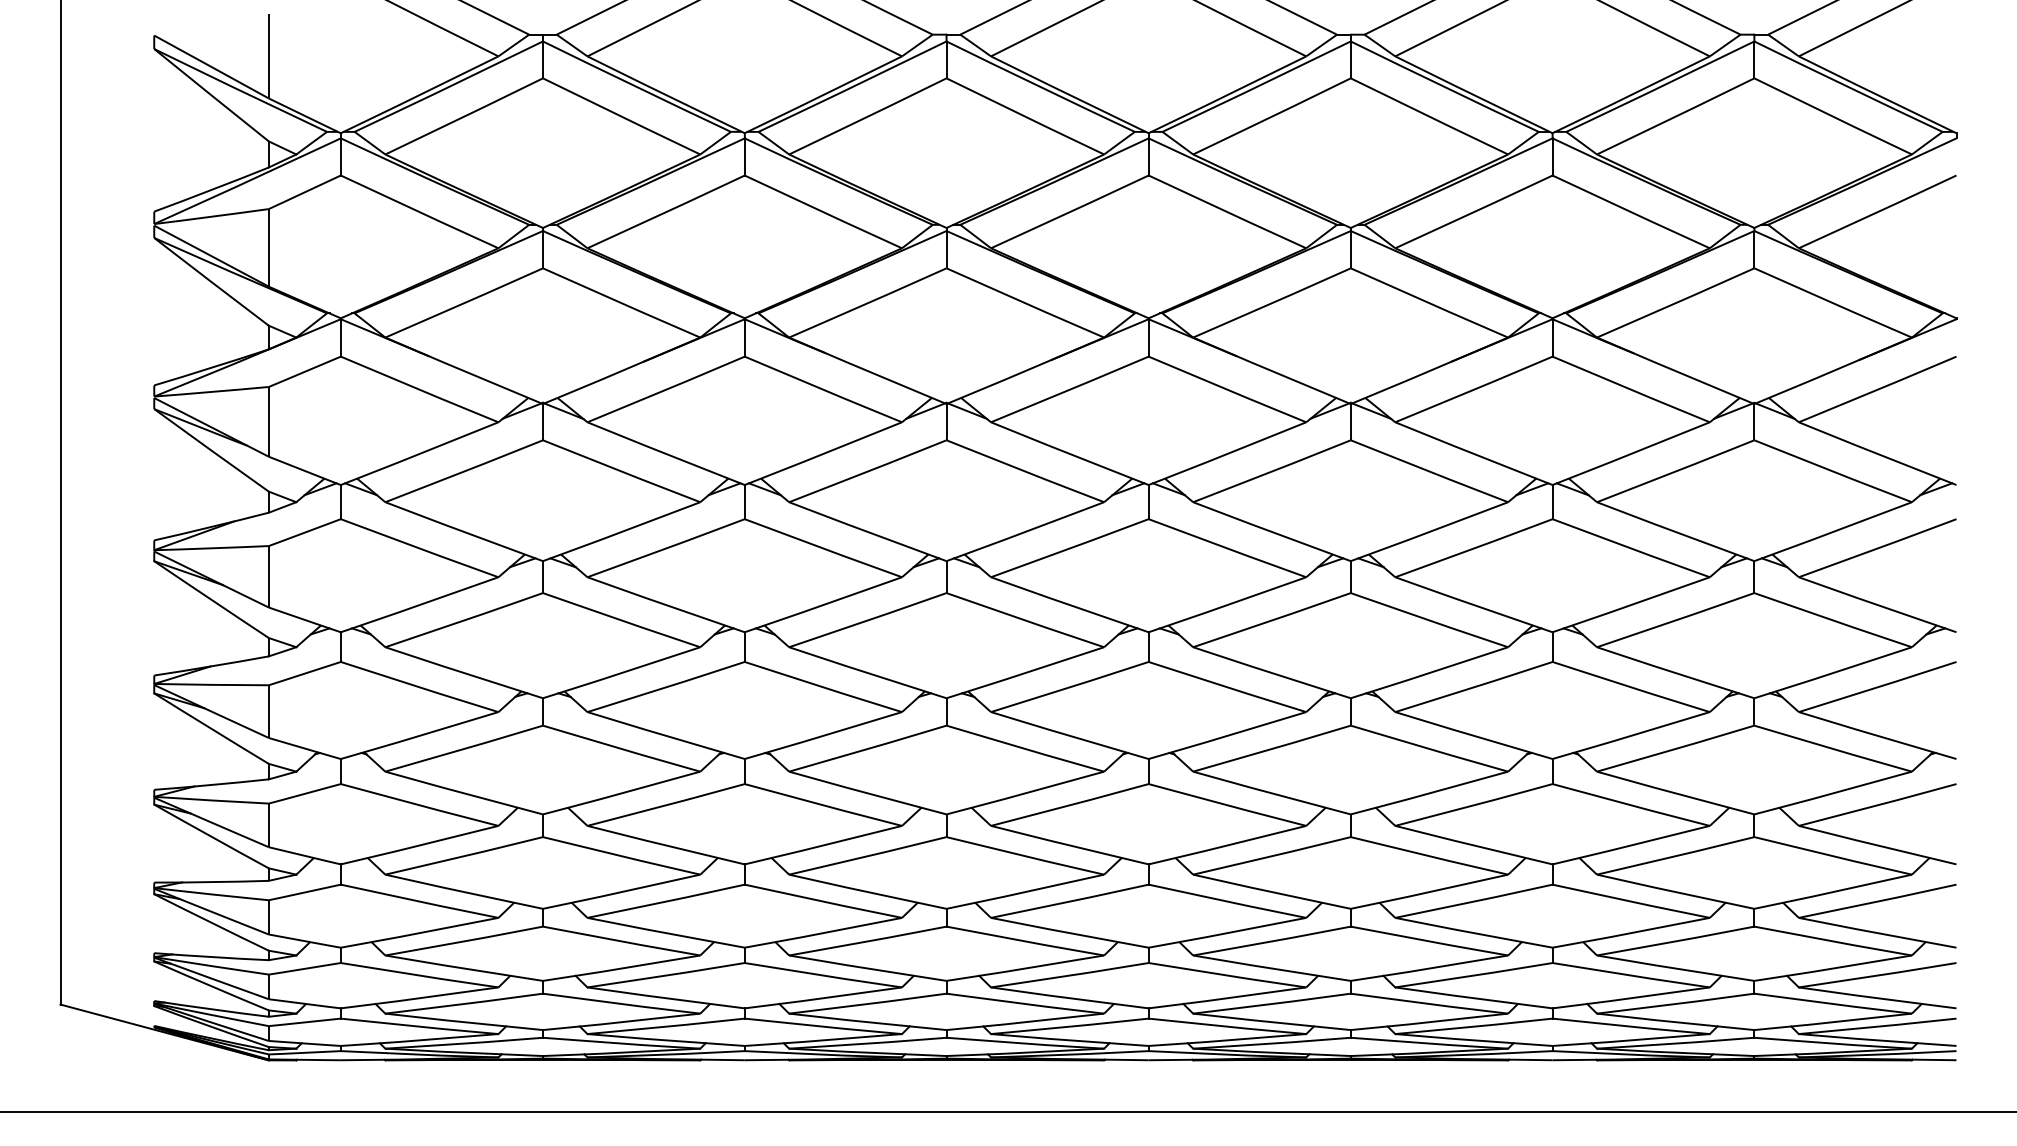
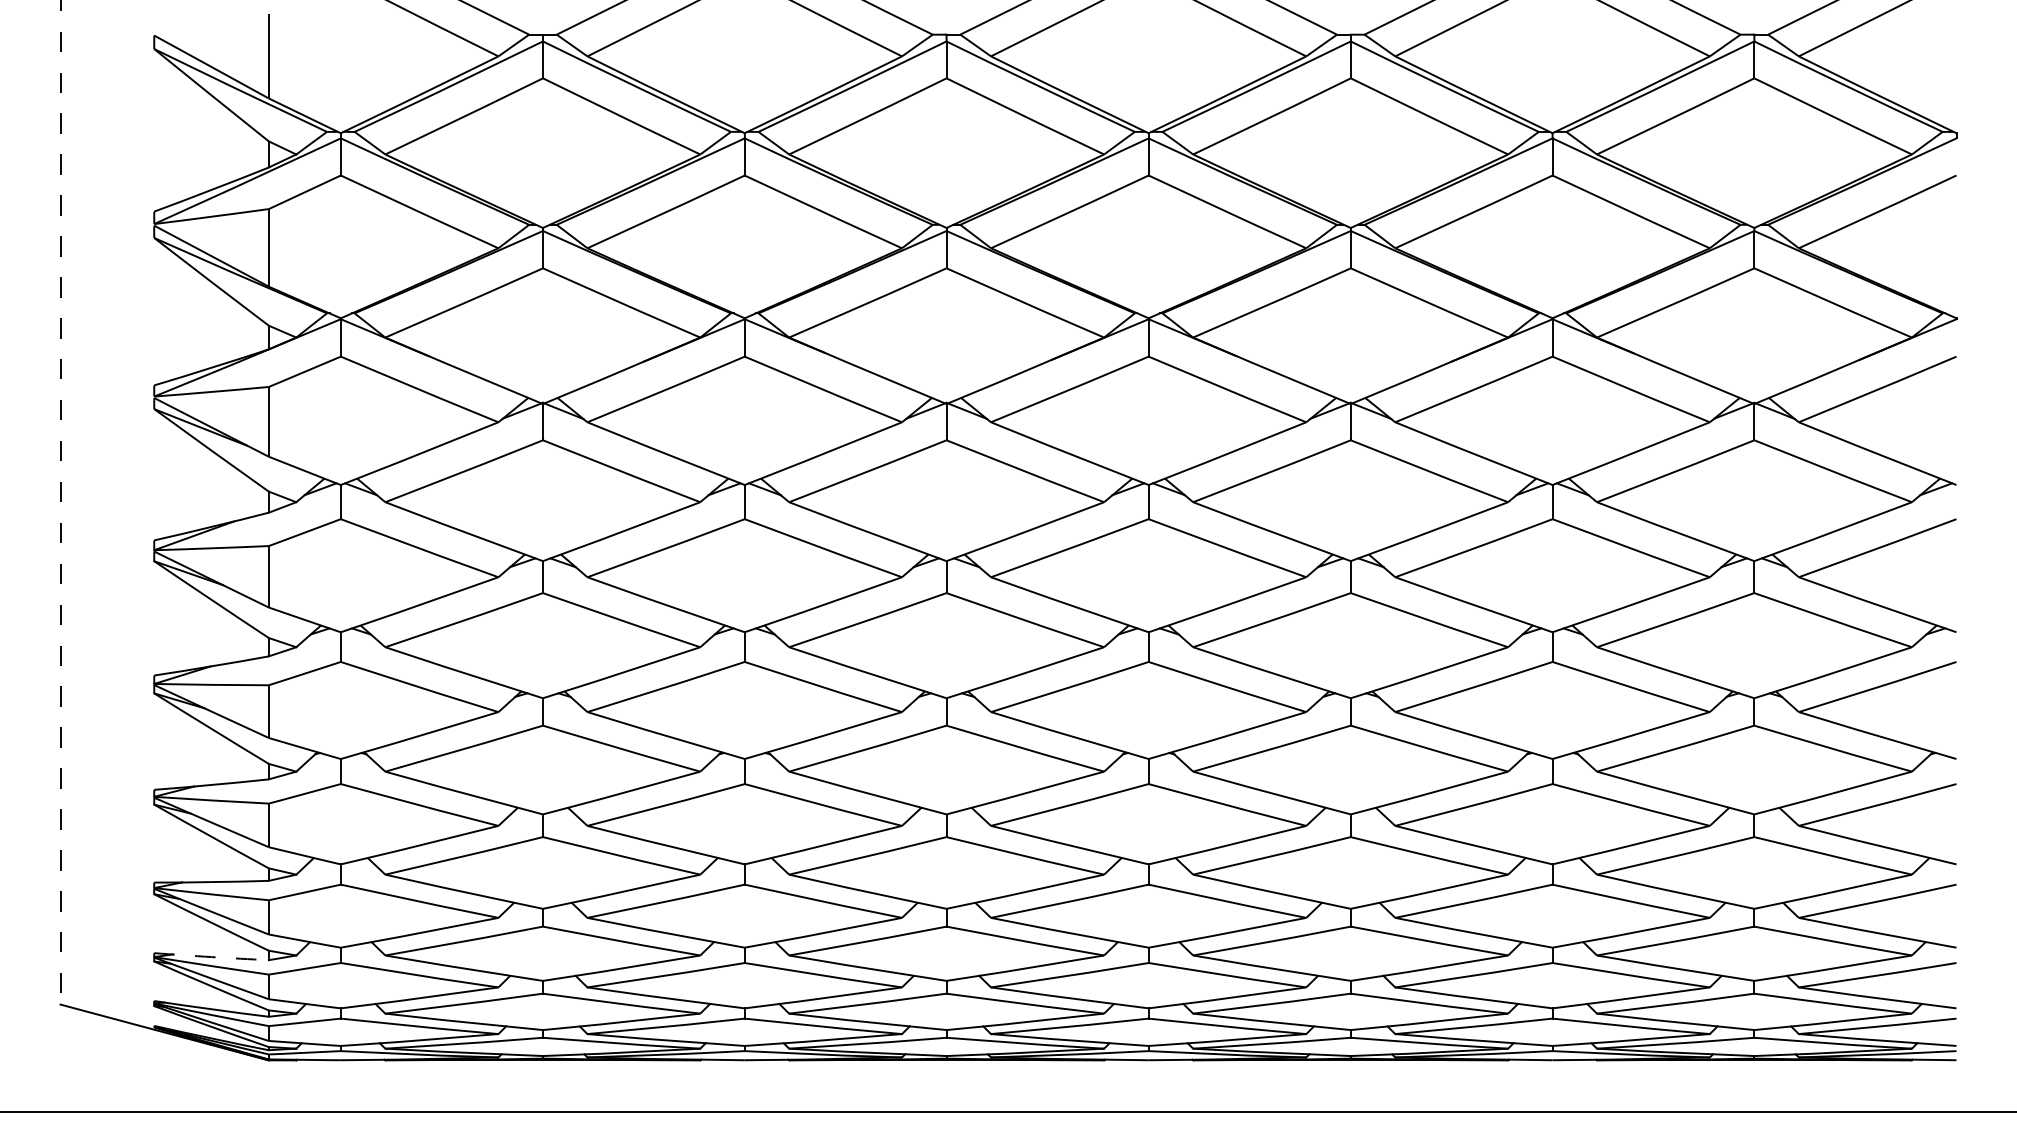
line: solid -> dashed (60, 503)
arc: solid -> dashed (211, 957)
